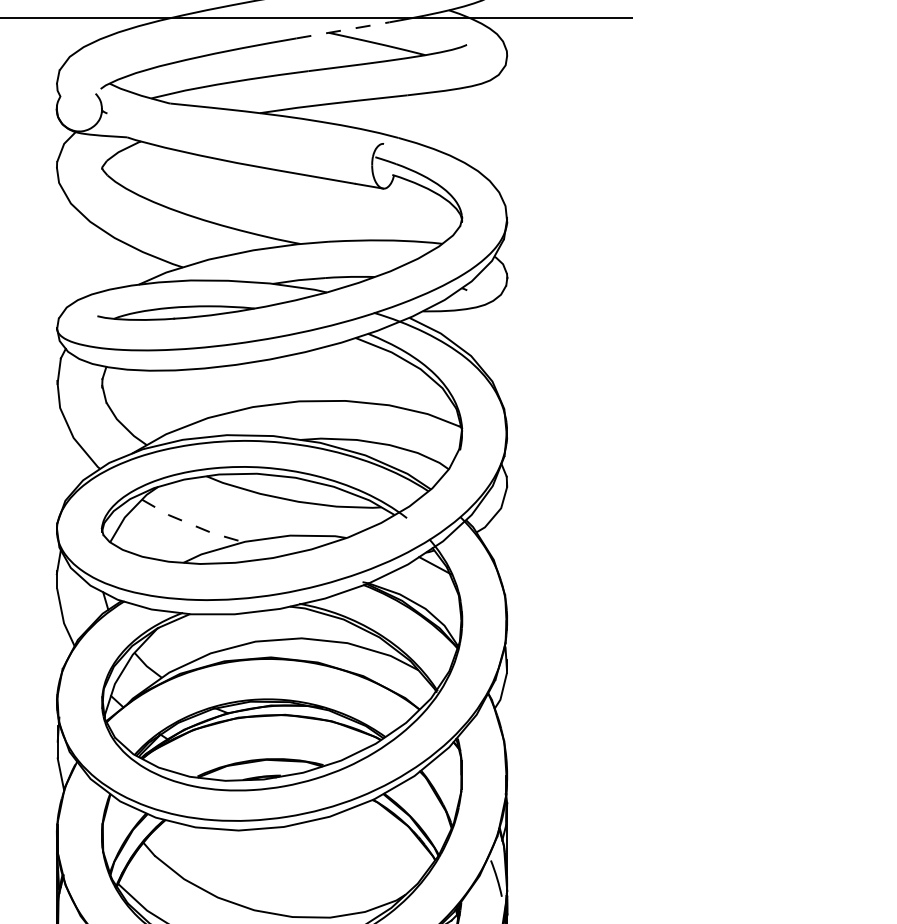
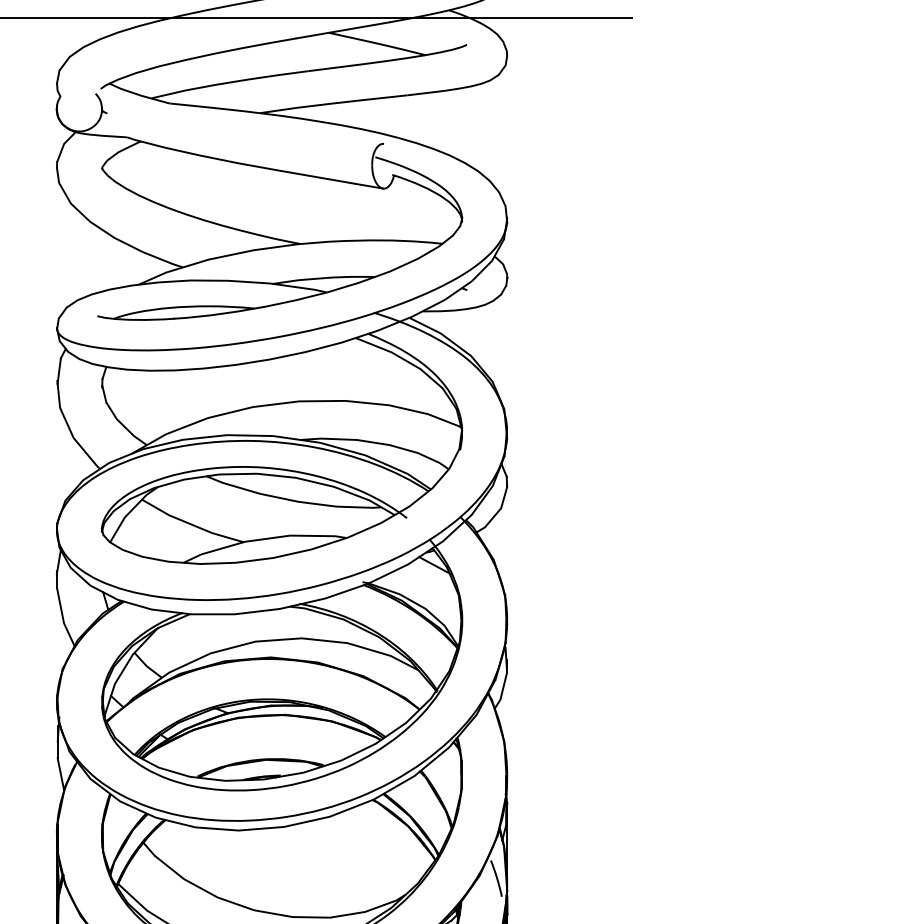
line: dashed -> solid (343, 30)
line: dashed -> solid (191, 524)
